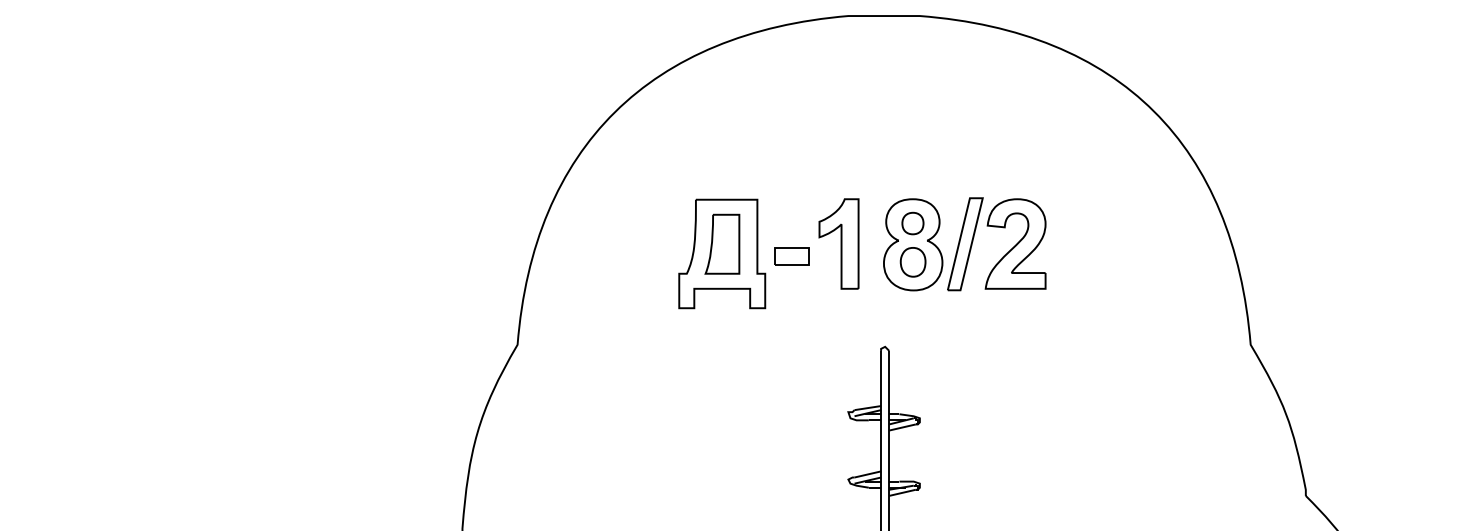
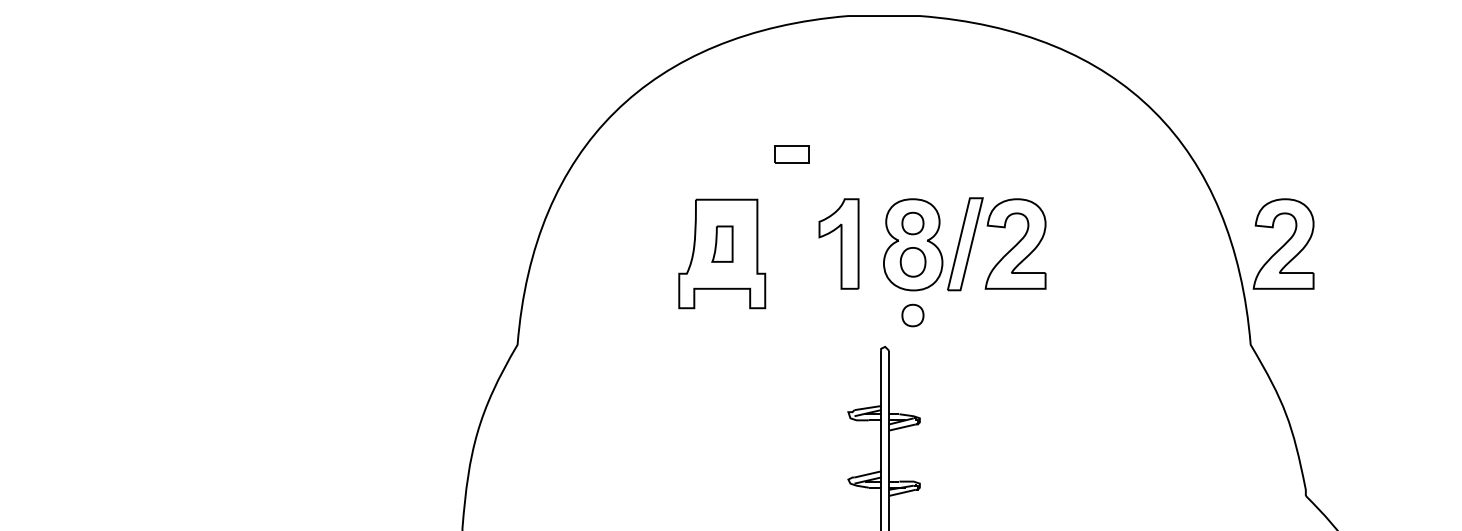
part size: 37x62 px -> 23x38 px (722, 243)
part: none -> present (1283, 243)
part position: (791, 256) -> (791, 154) (791, 154)
part: none -> present (912, 315)
